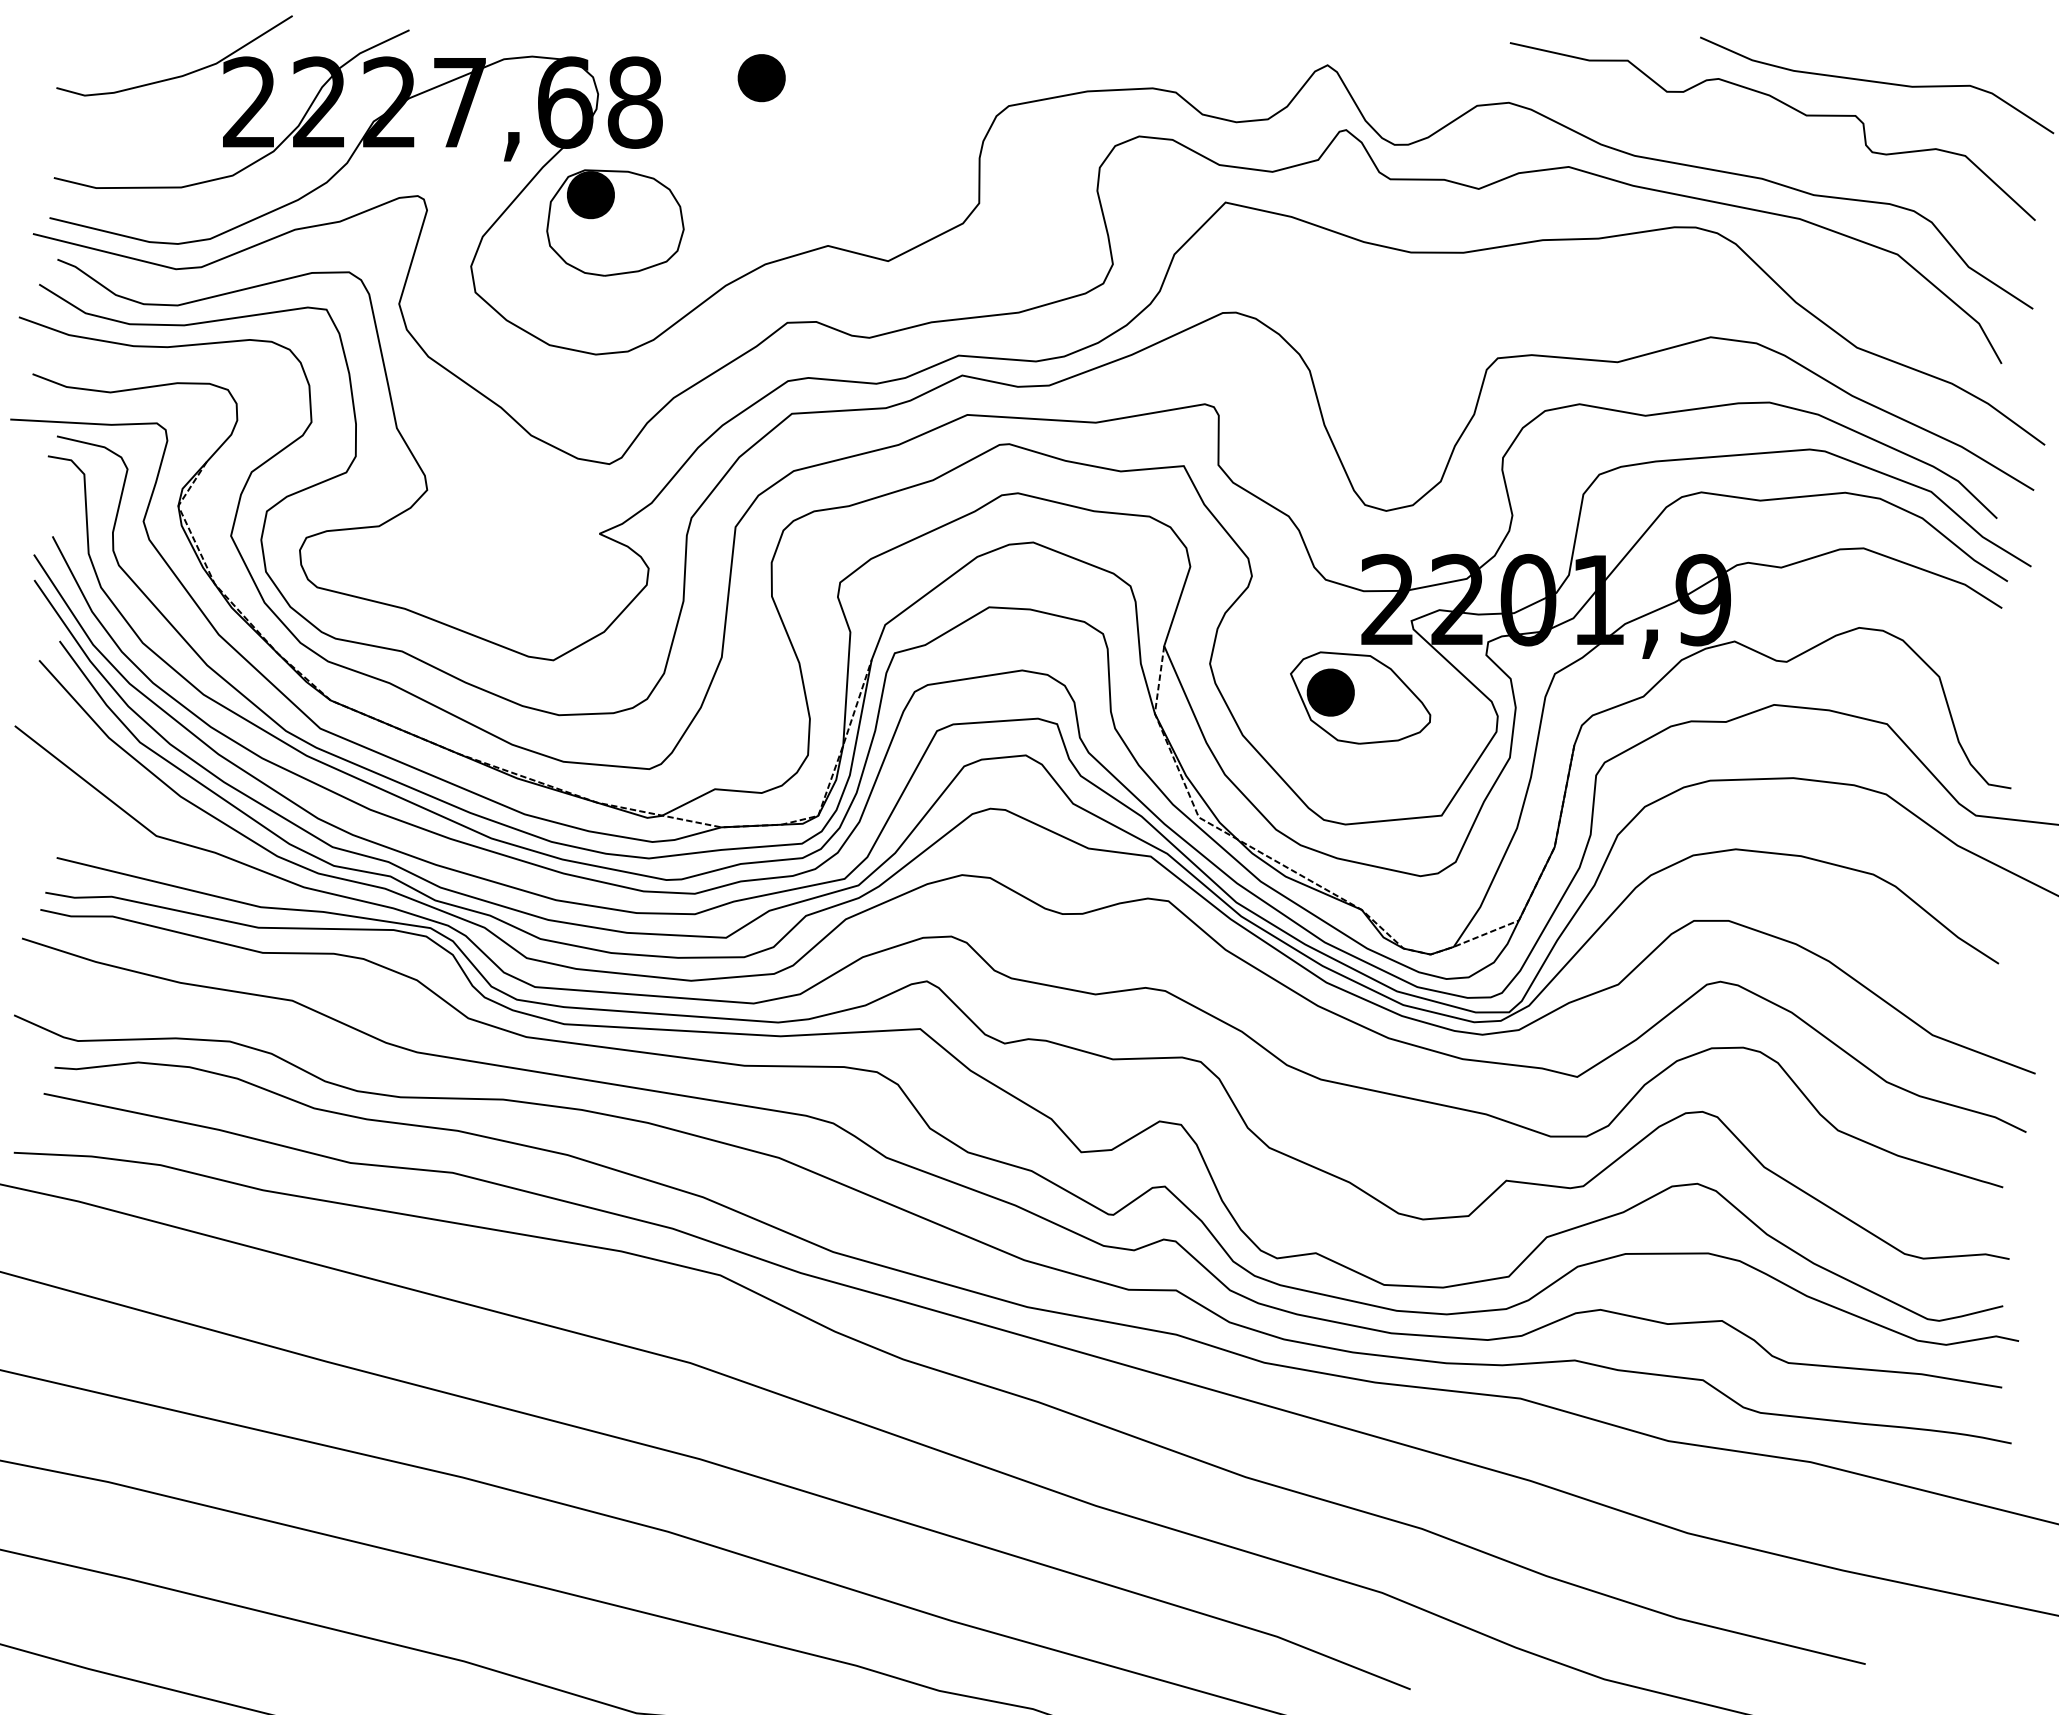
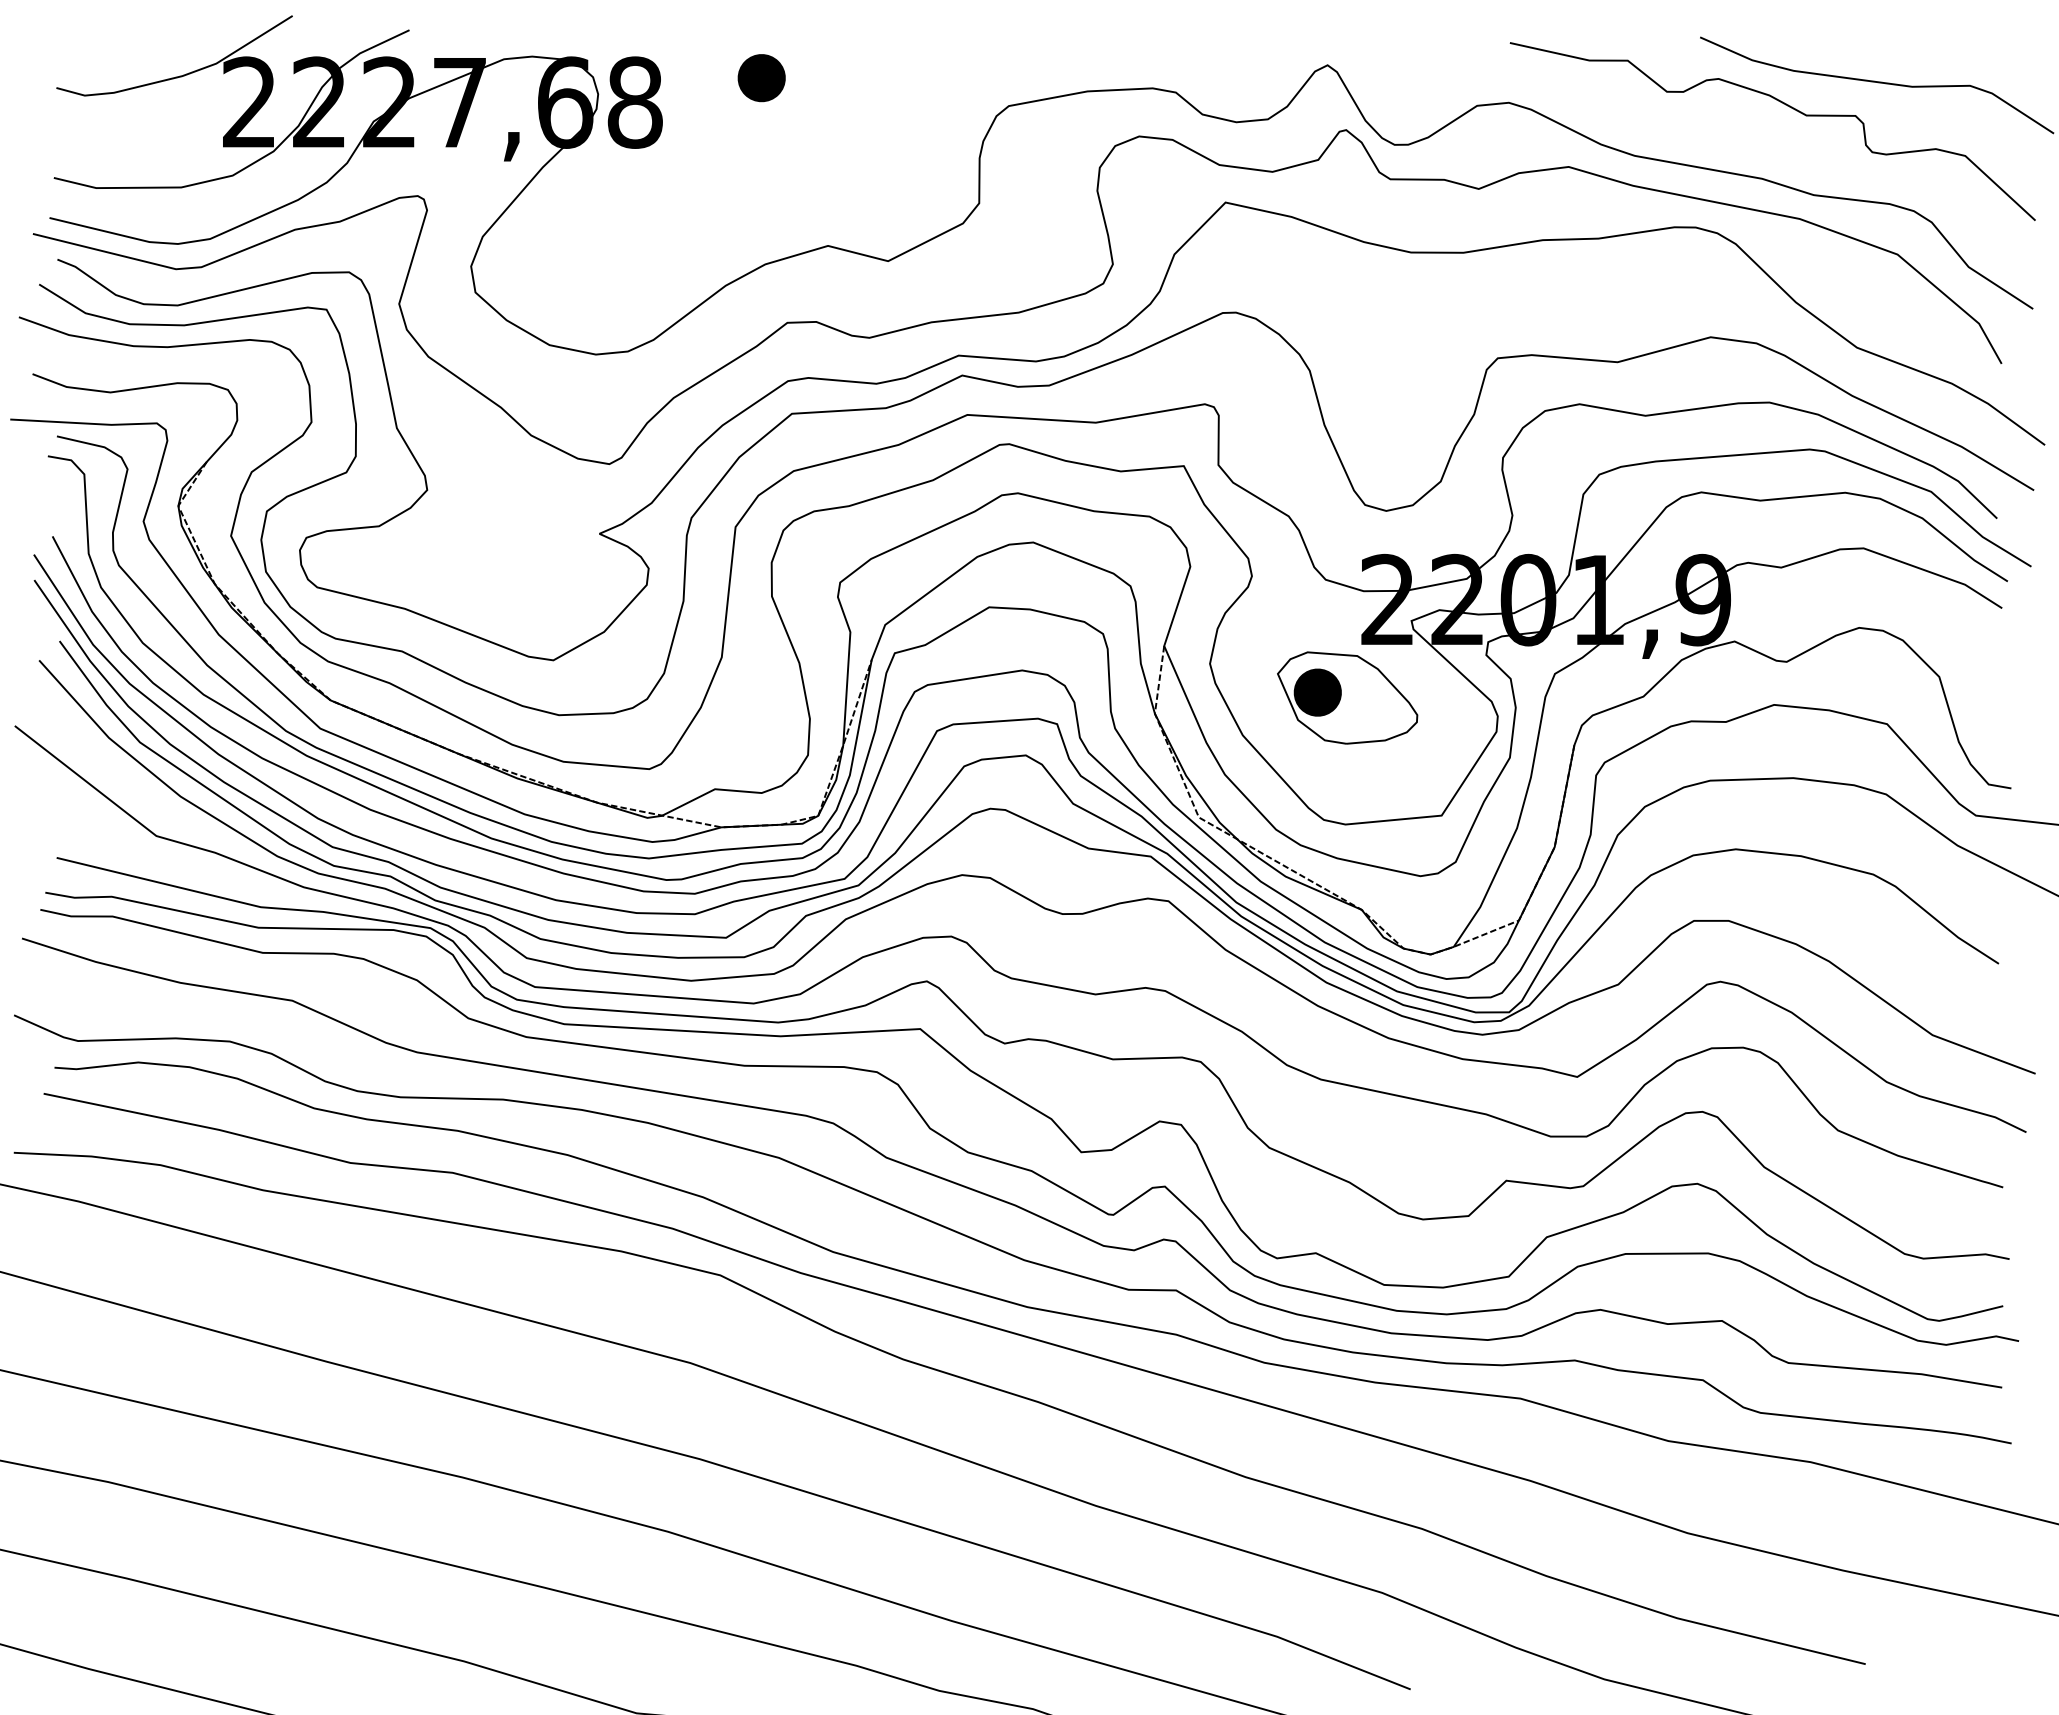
part: present -> none (615, 222)
part position: (1360, 697) -> (1347, 697) (1347, 697)
